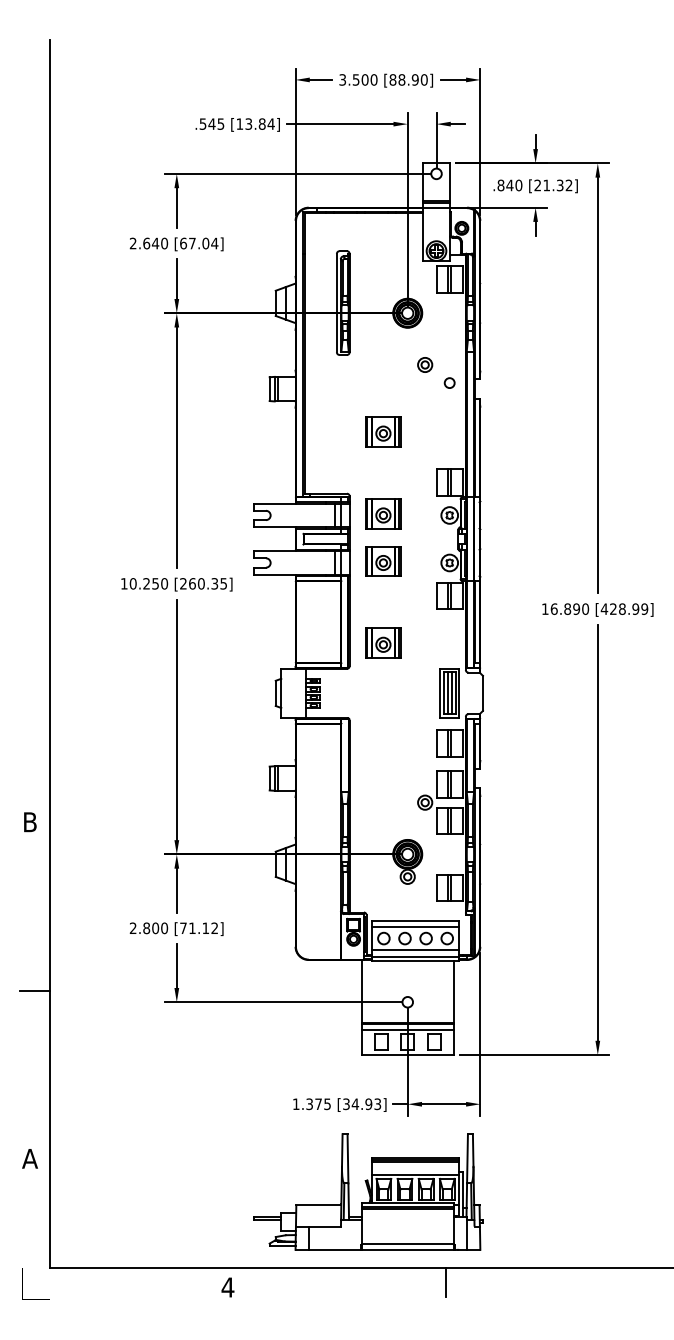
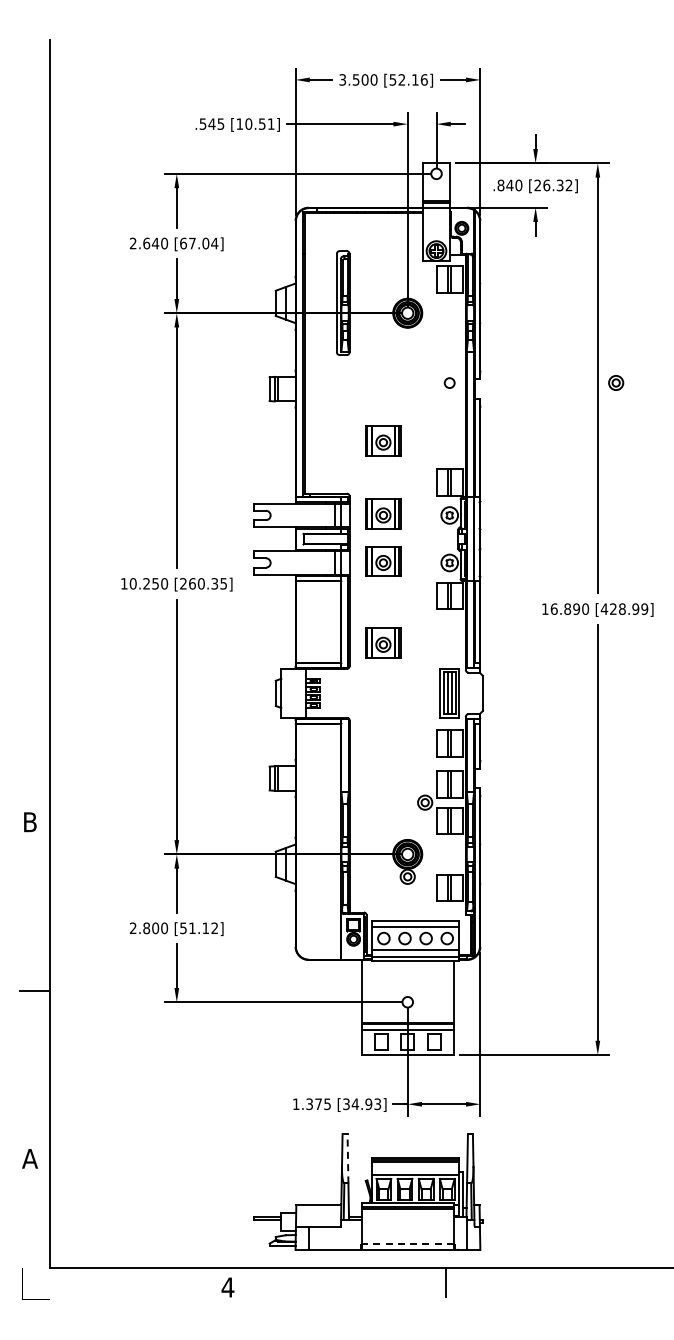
text: [88.90] -> [52.16] (408, 79)
text: [13.84] -> [10.51] (259, 123)
text: [21.32] -> [26.32] (546, 185)
part position: (425, 364) -> (616, 382) (616, 382)
part position: (383, 431) -> (383, 440) (383, 440)
text: [71.12] -> [51.12] (183, 928)
line: solid -> dashed (347, 1158)
line: solid -> dashed (407, 1244)
